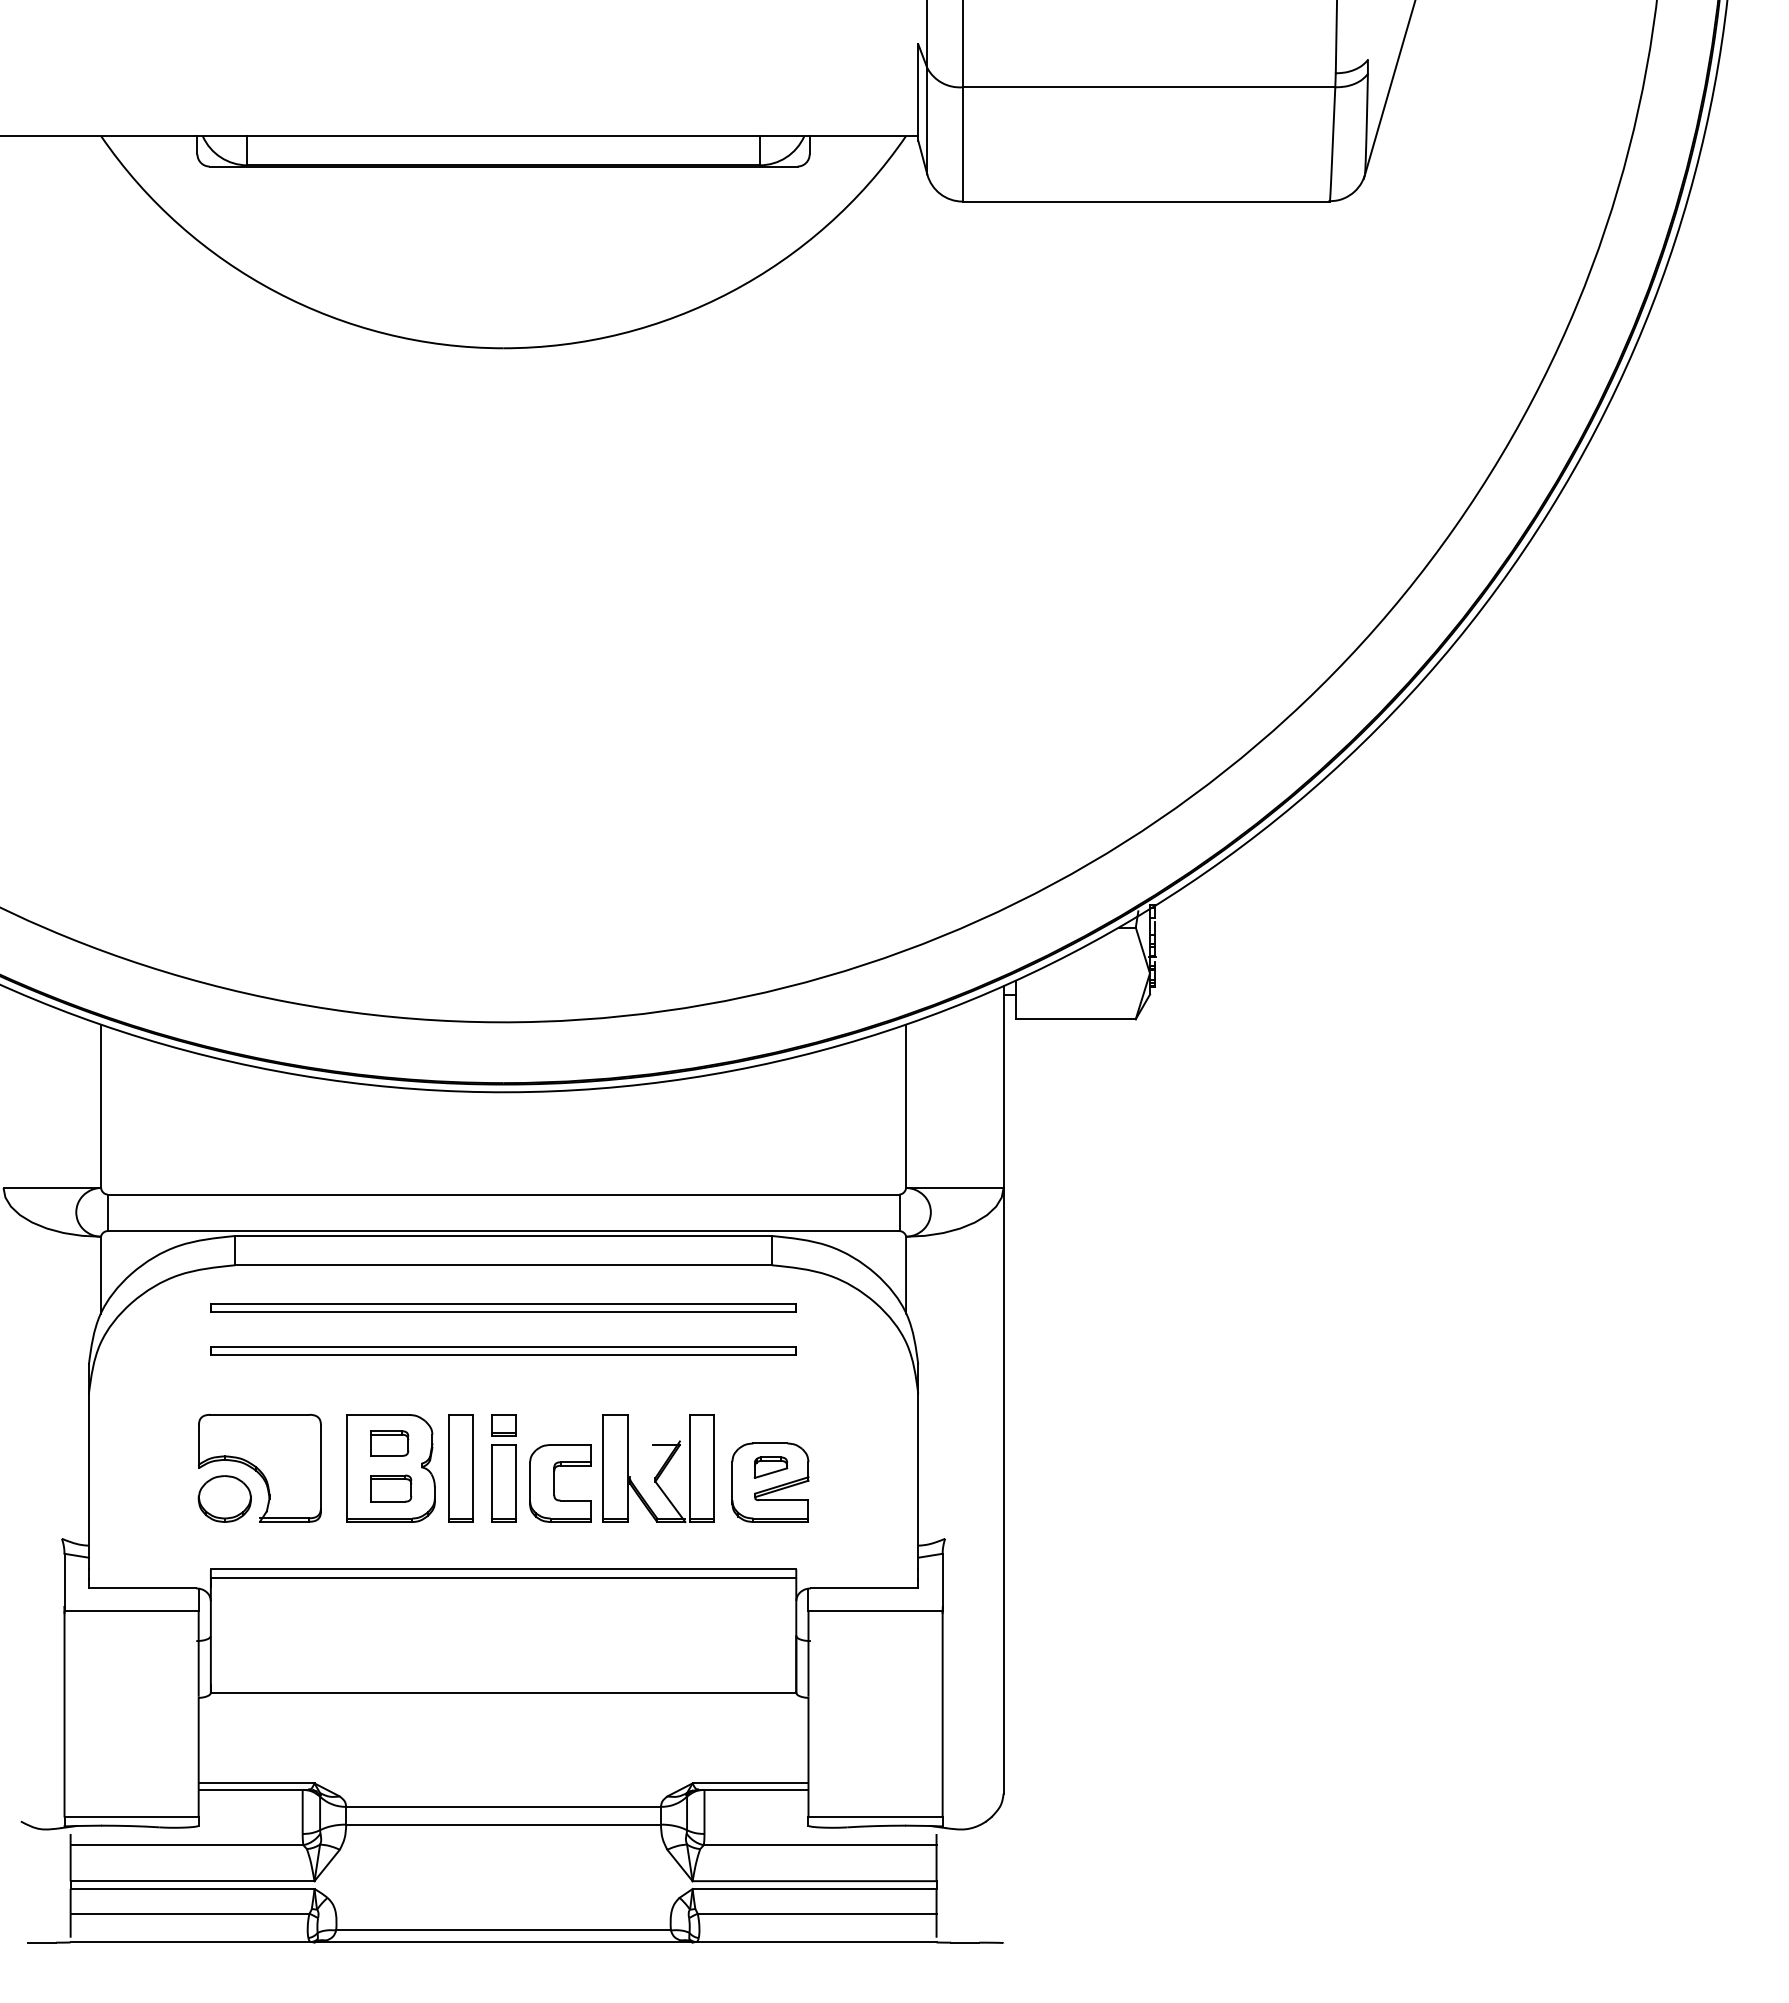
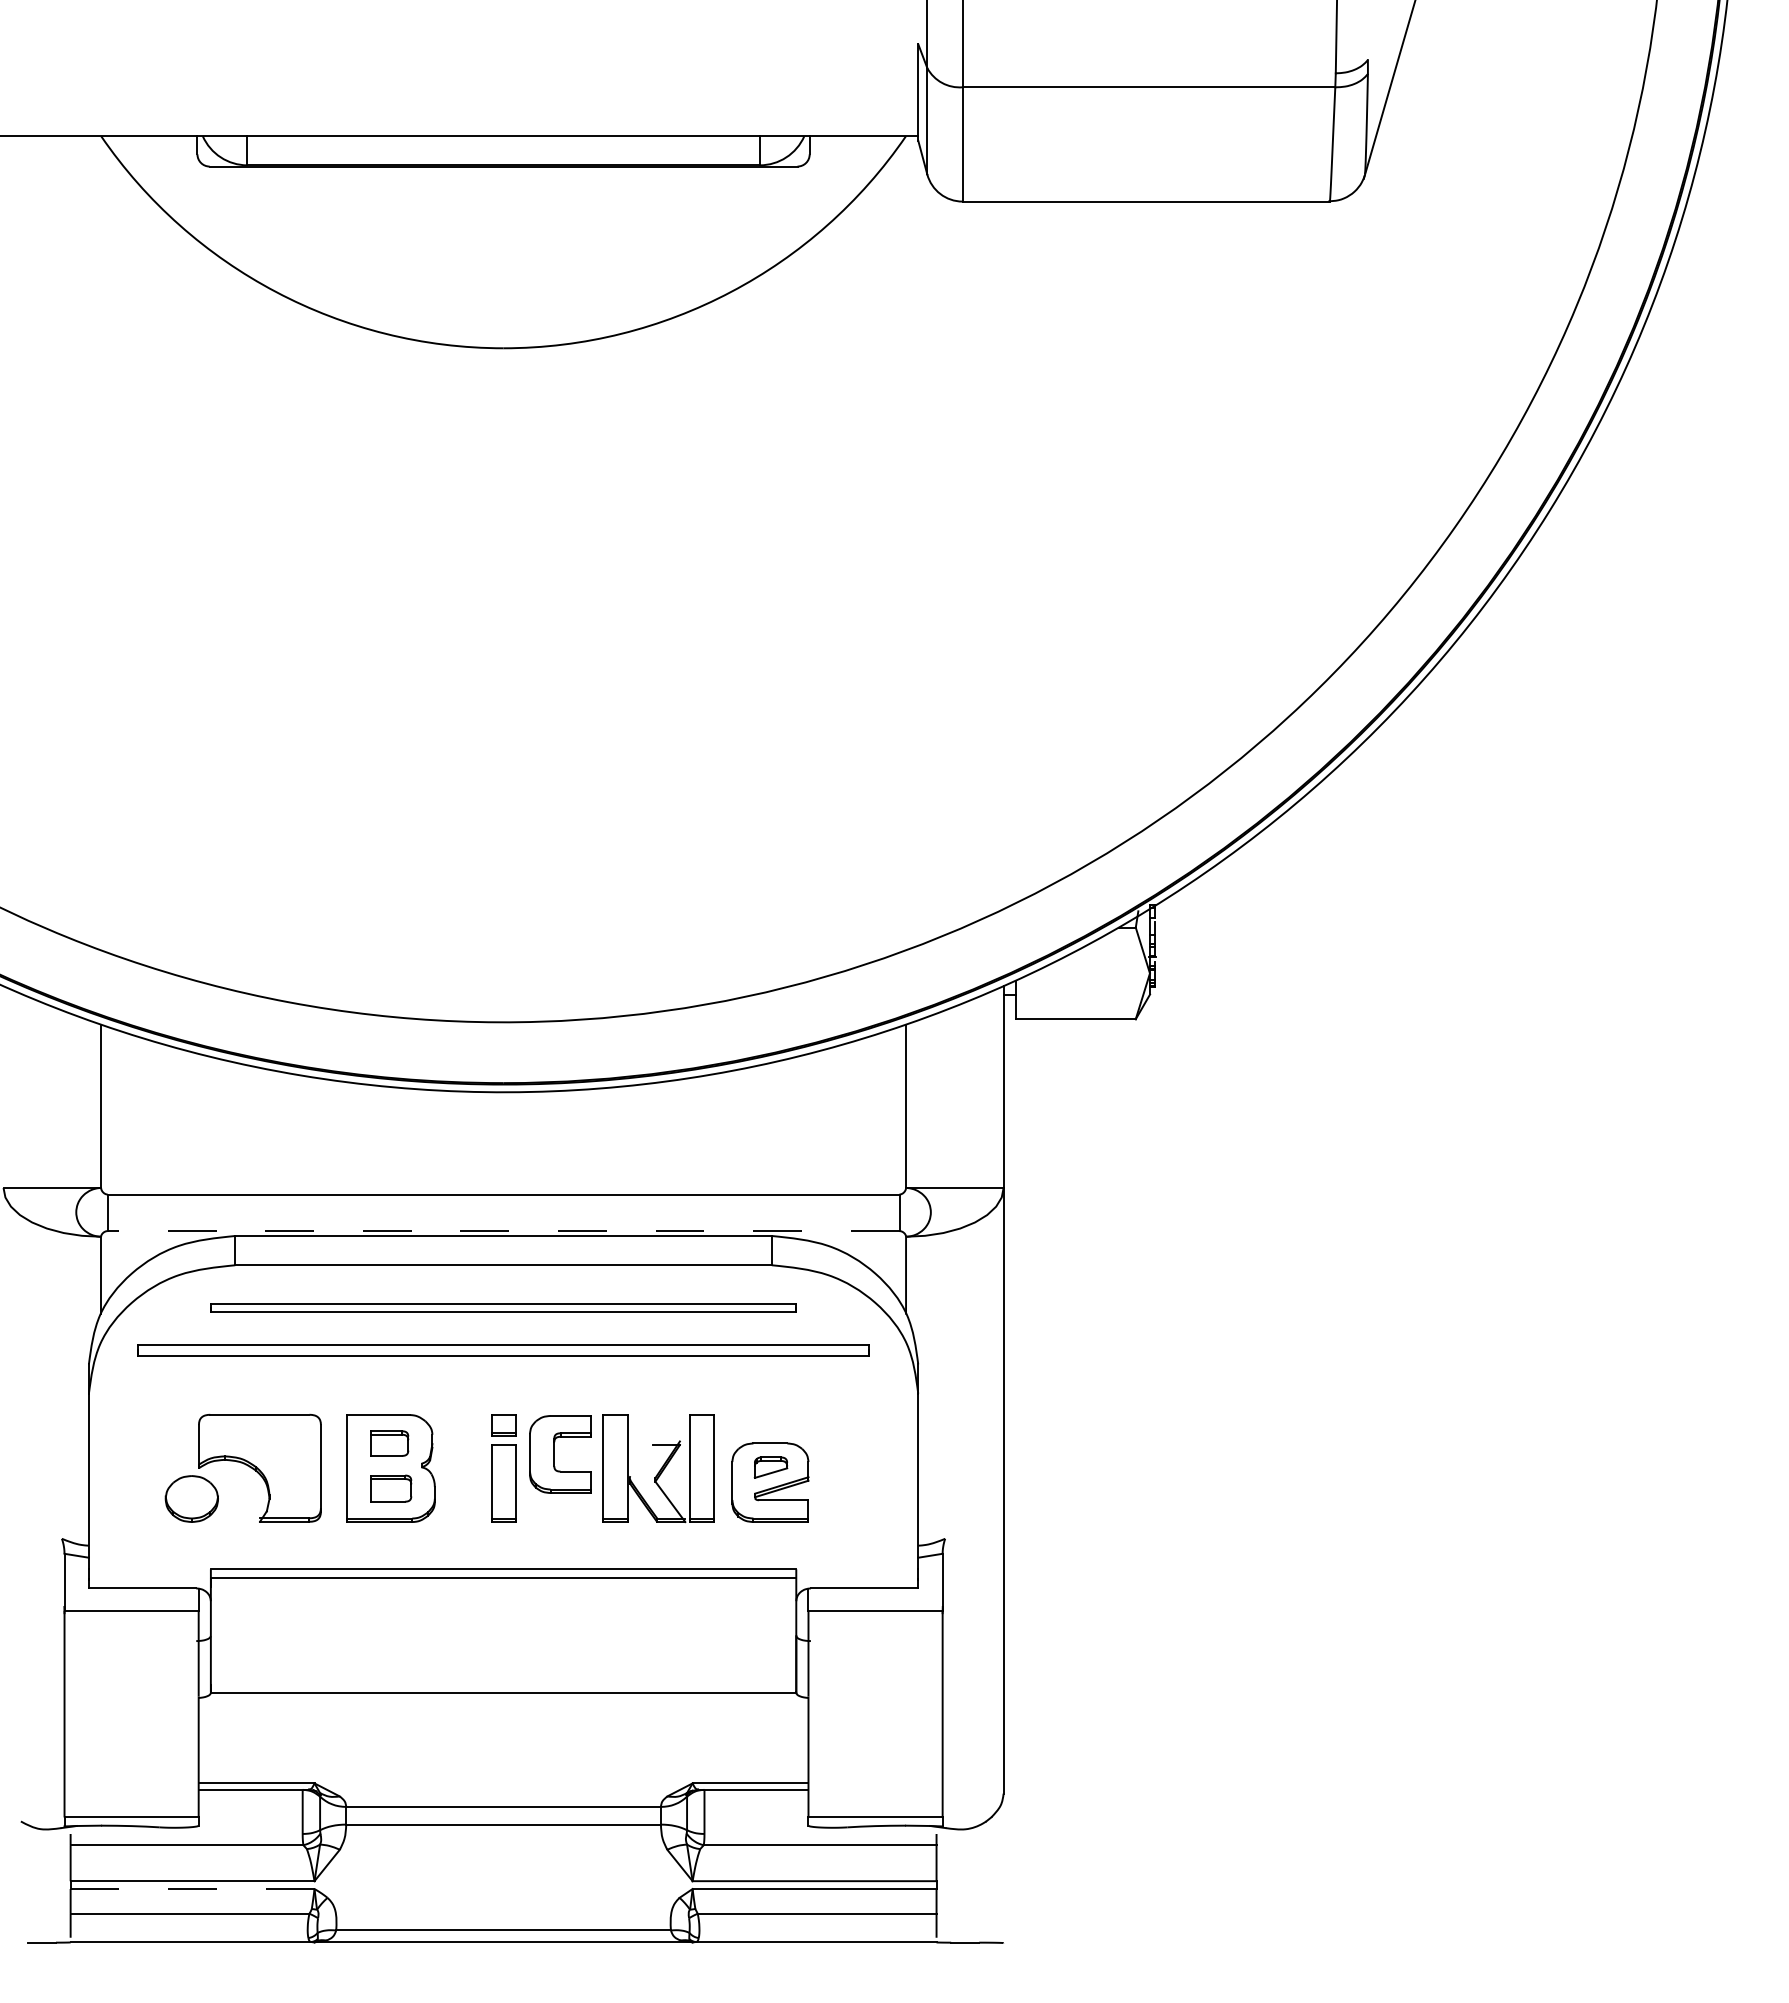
line: solid -> dashed (503, 1231)
part size: 587x10 px -> 733x13 px (503, 1350)
part: present -> none (460, 1468)
part position: (560, 1483) -> (560, 1454) (560, 1454)
part position: (224, 1498) -> (191, 1498) (191, 1498)
line: solid -> dashed (192, 1889)
